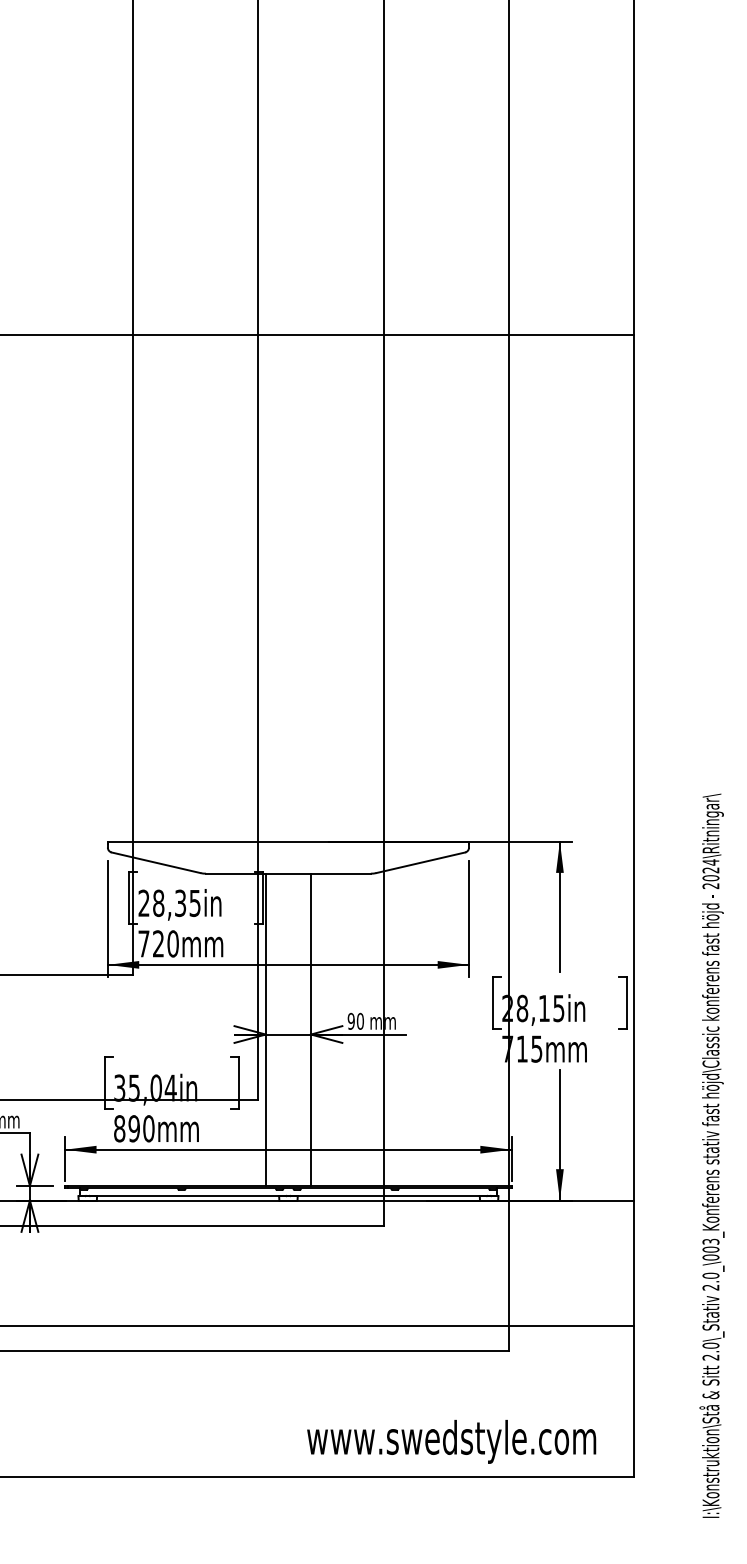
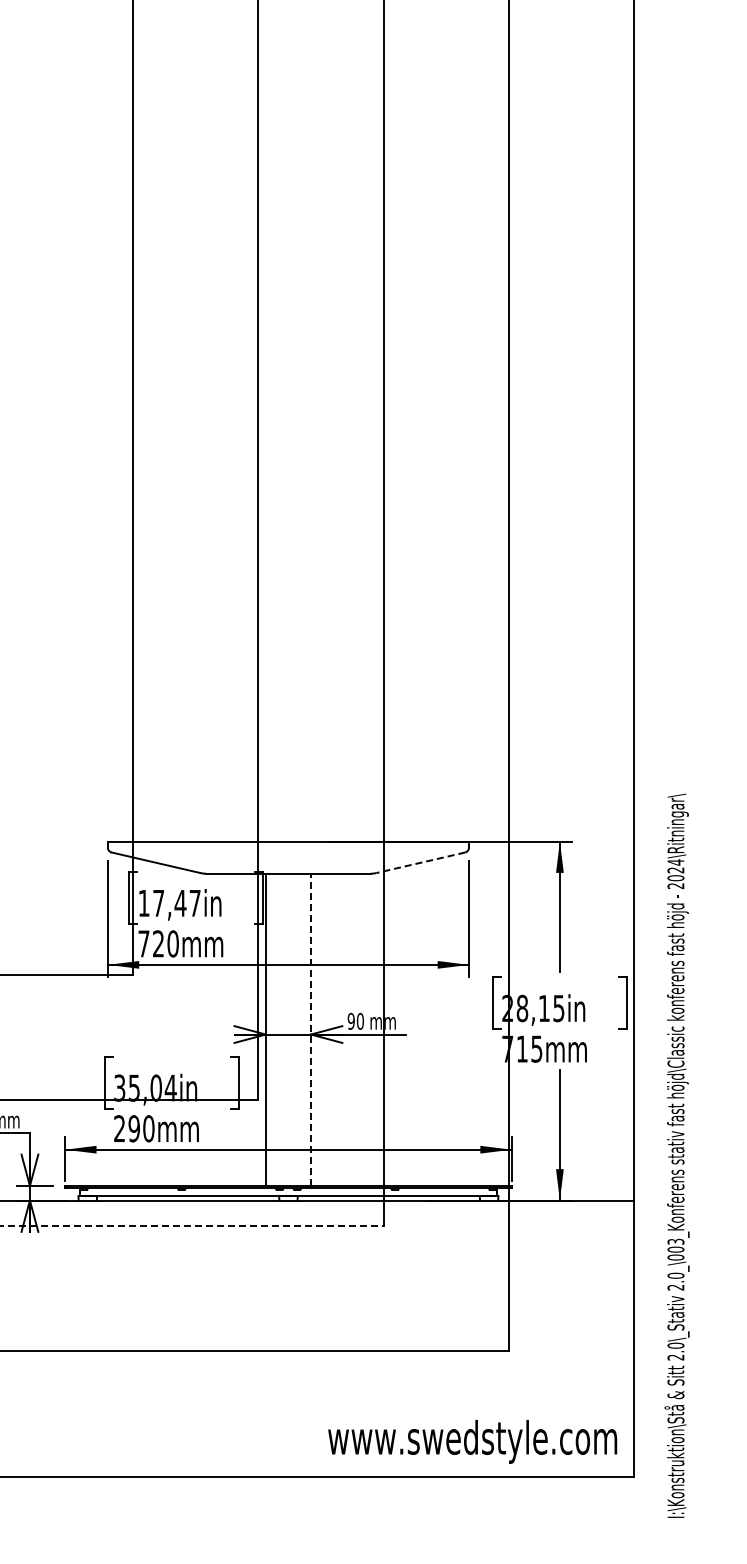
line: present -> none (318, 335)
line: solid -> dashed (420, 862)
text: 28,35in -> 17,47in (169, 903)
line: solid -> dashed (311, 1029)
text: 890mm -> 290mm (119, 1128)
text position: (711, 1155) -> (676, 1155) (676, 1155)
line: solid -> dashed (192, 1225)
line: present -> none (318, 1326)
text position: (451, 1441) -> (472, 1441) (472, 1441)
